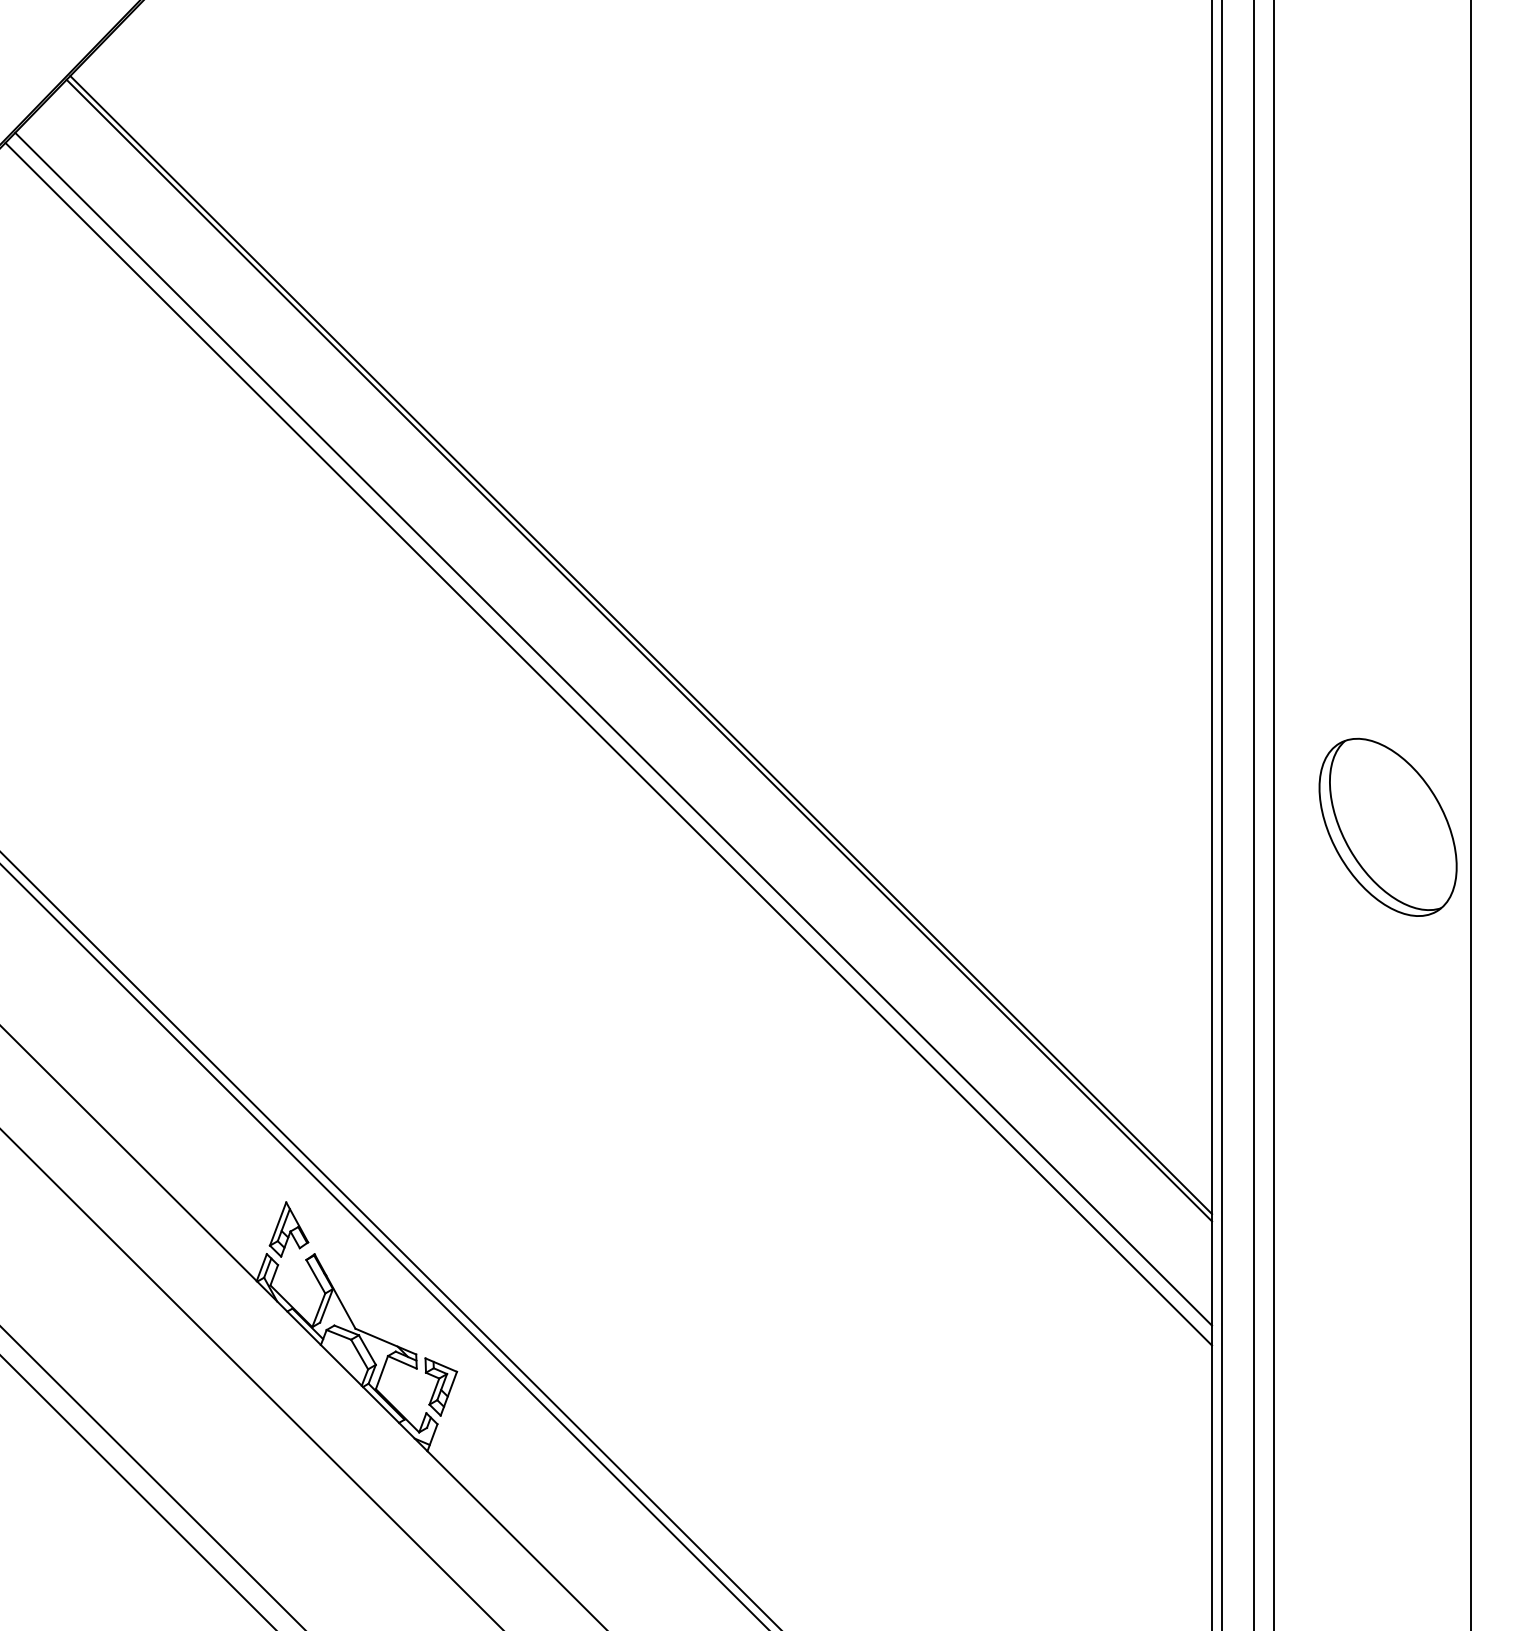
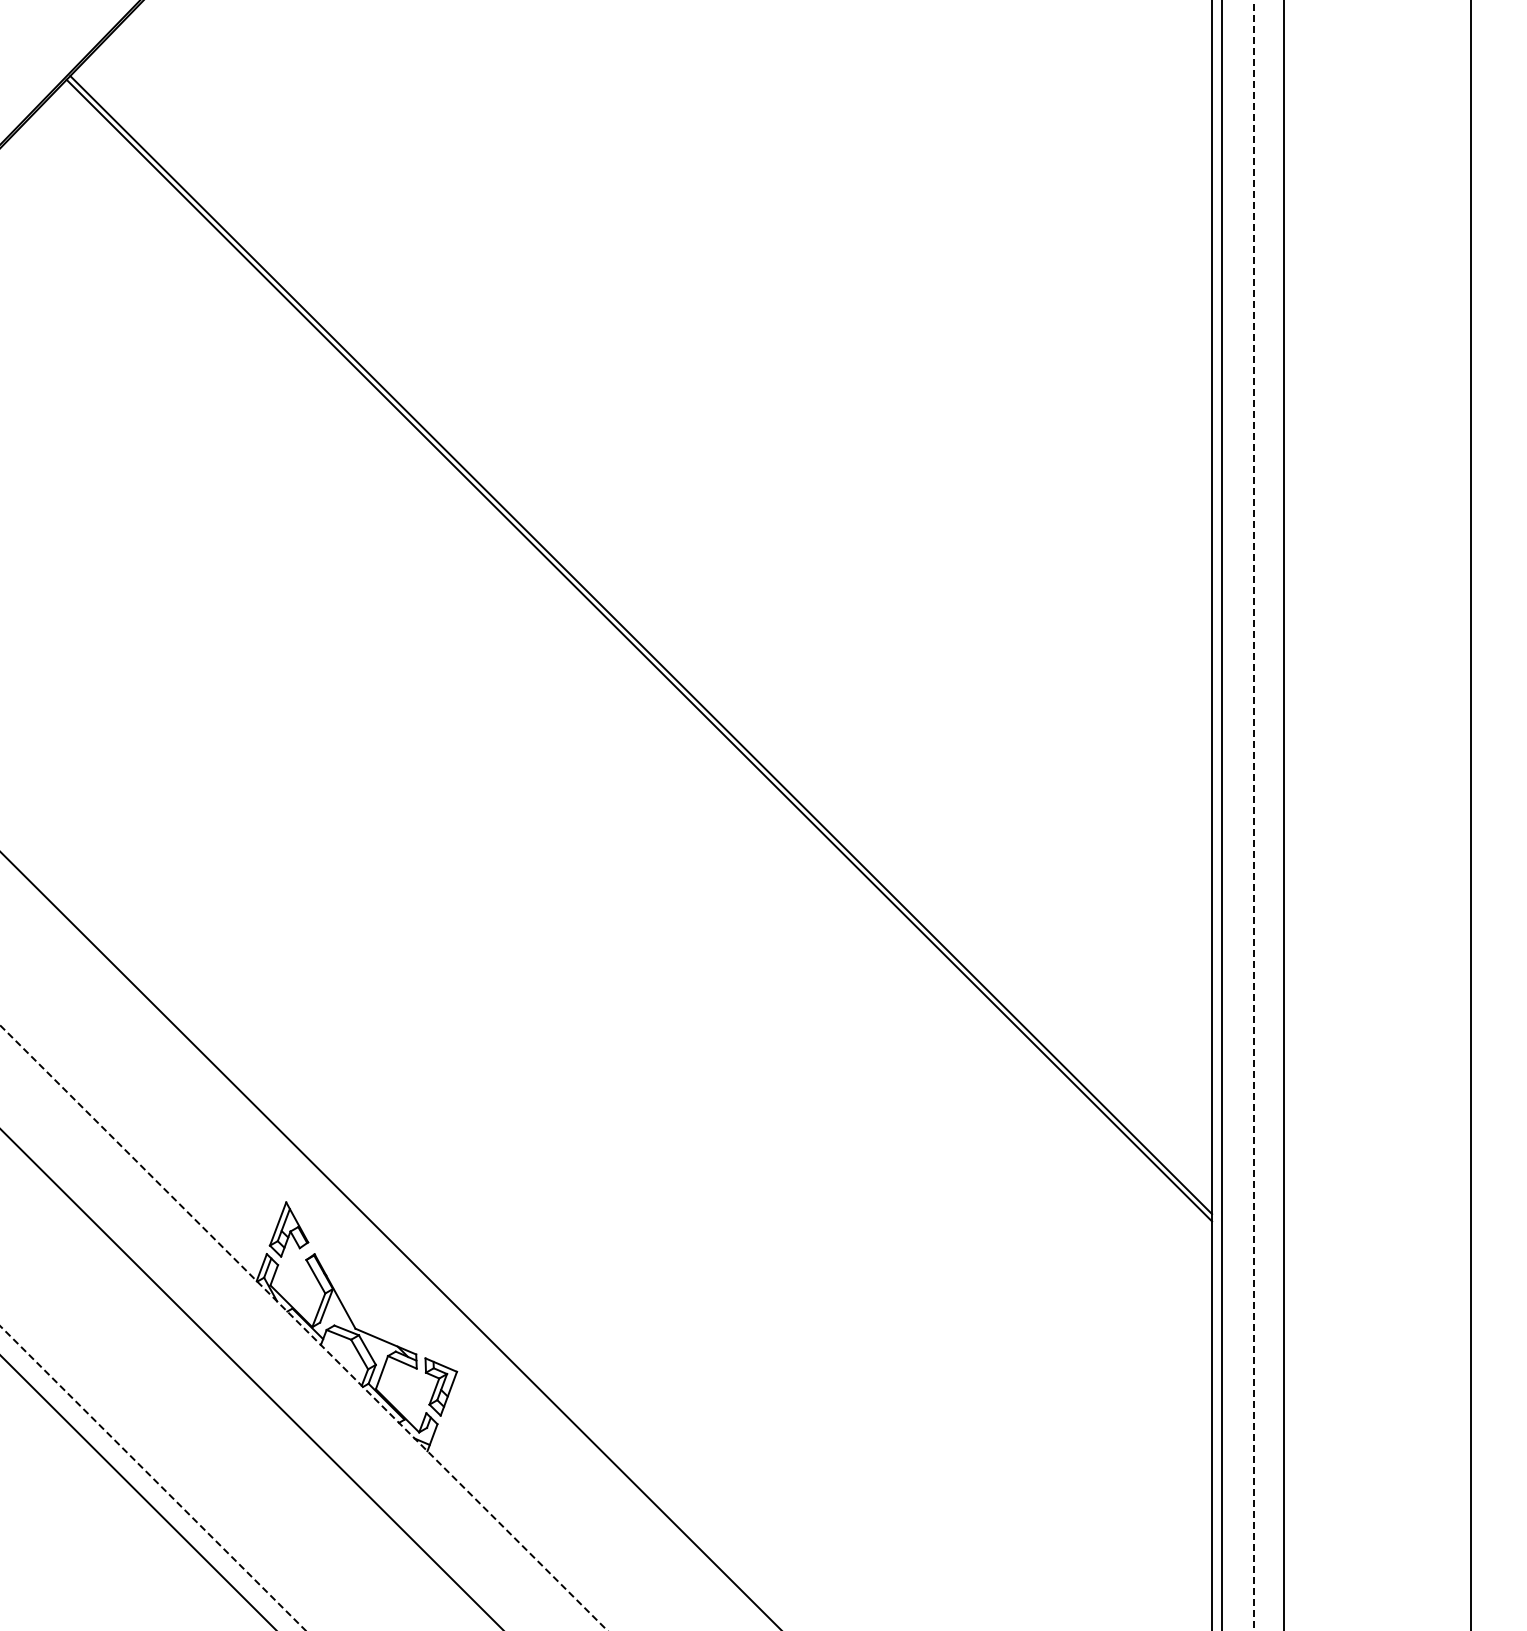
line: present -> none (613, 728)
line: present -> none (608, 743)
line position: (1274, 814) -> (1284, 814) (1284, 814)
line: solid -> dashed (1253, 815)
part: present -> none (1387, 826)
line: present -> none (384, 1246)
line: solid -> dashed (303, 1327)
line: solid -> dashed (153, 1478)
